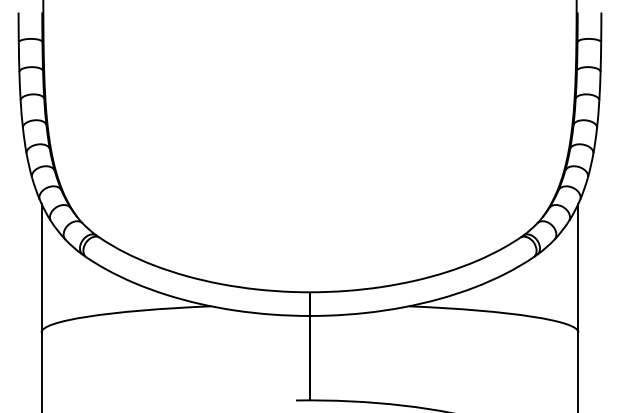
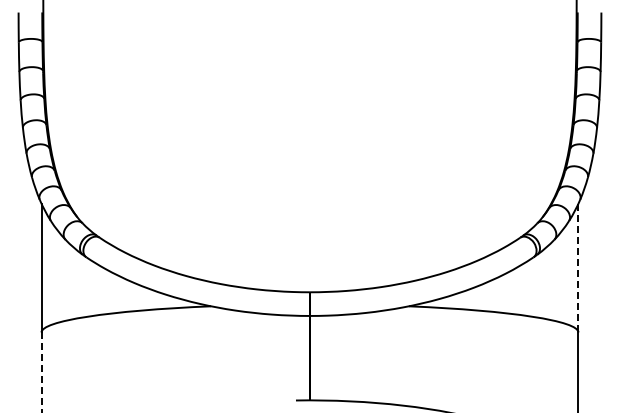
line: solid -> dashed (578, 268)
line: solid -> dashed (41, 372)
